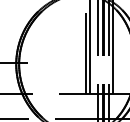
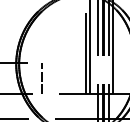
line: none -> present (42, 78)
